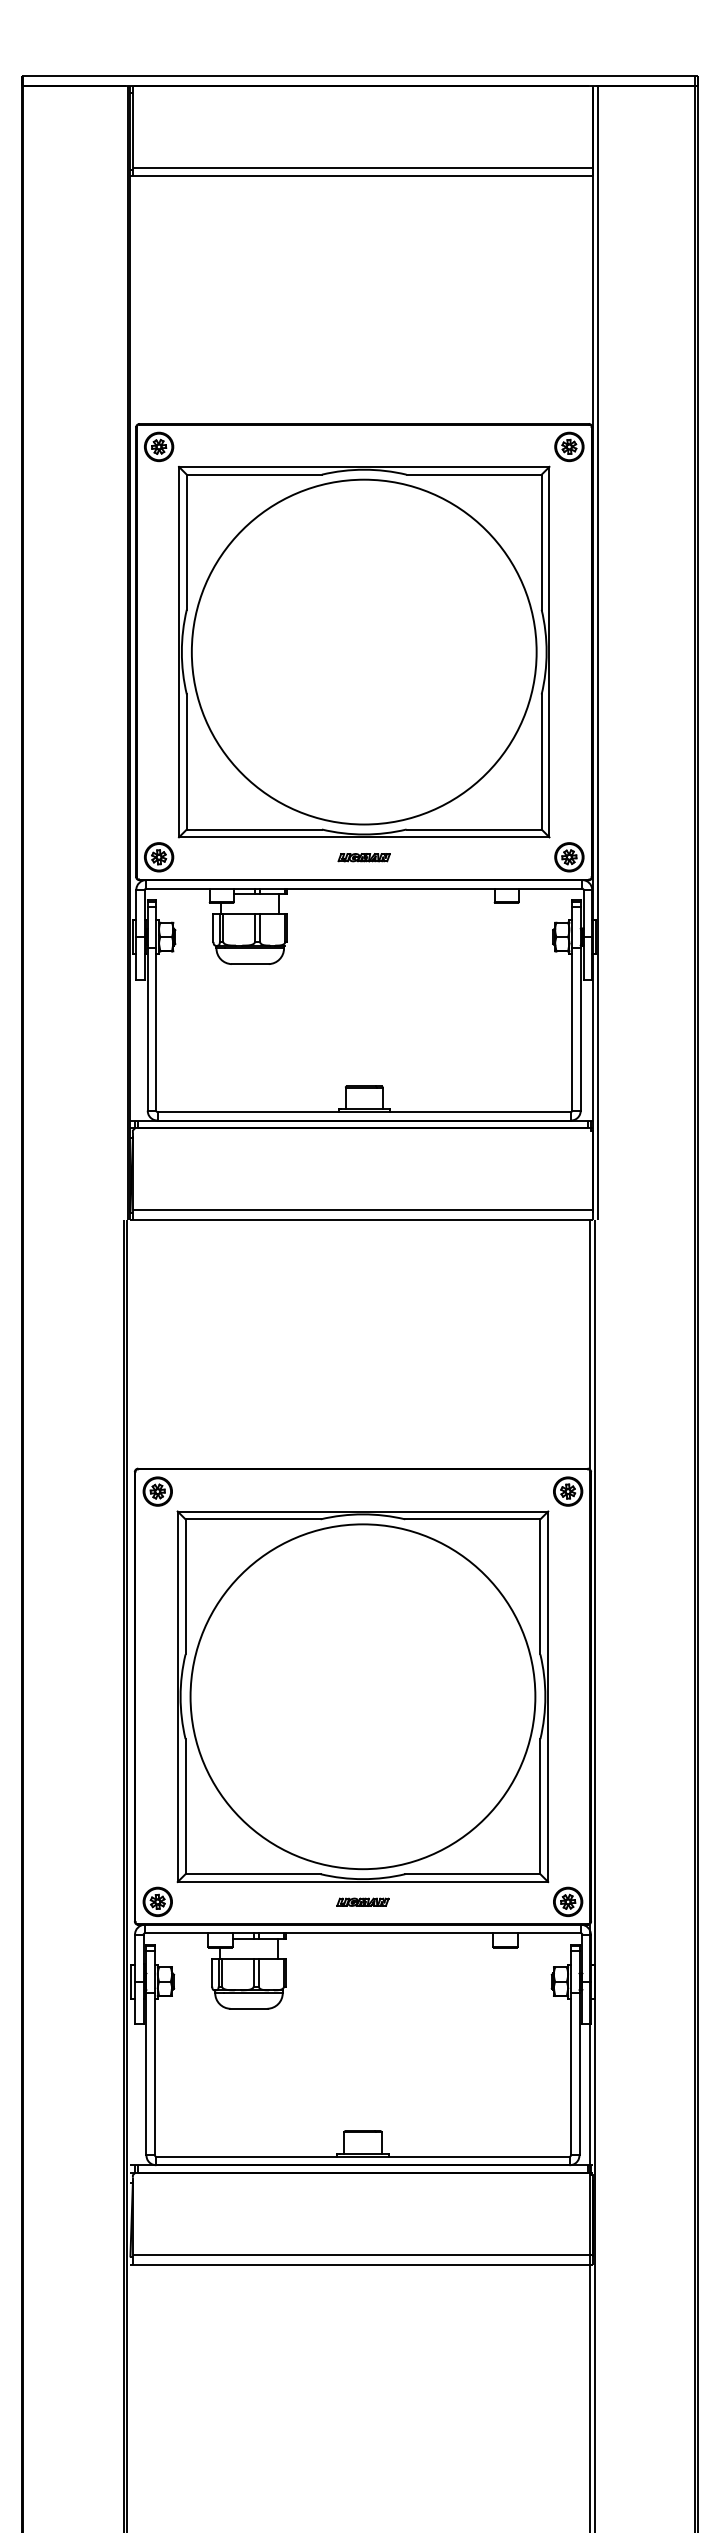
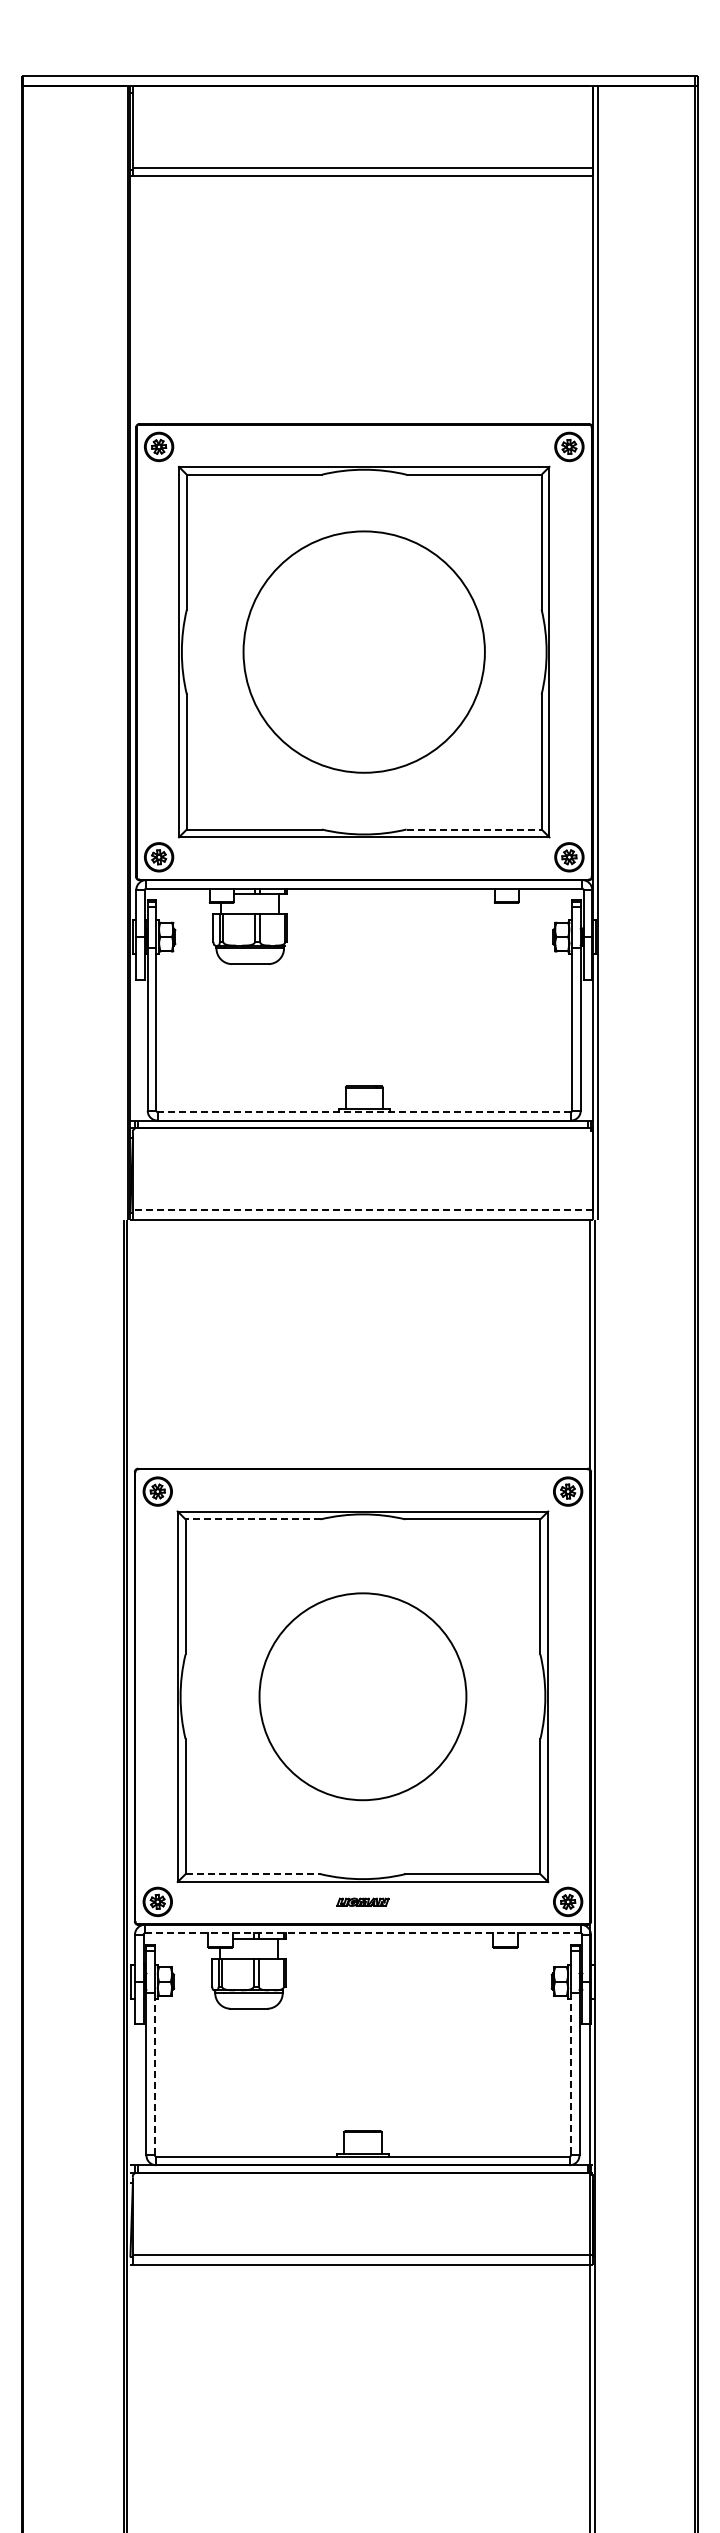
circle diameter: 345 px -> 241 px (363, 651)
line: solid -> dashed (474, 829)
part: present -> none (363, 857)
line: solid -> dashed (364, 1112)
line: solid -> dashed (362, 1210)
line: solid -> dashed (253, 1519)
circle diameter: 345 px -> 207 px (362, 1696)
line: solid -> dashed (253, 1874)
line: solid -> dashed (362, 1933)
line: solid -> dashed (154, 2073)
line: solid -> dashed (570, 2074)
